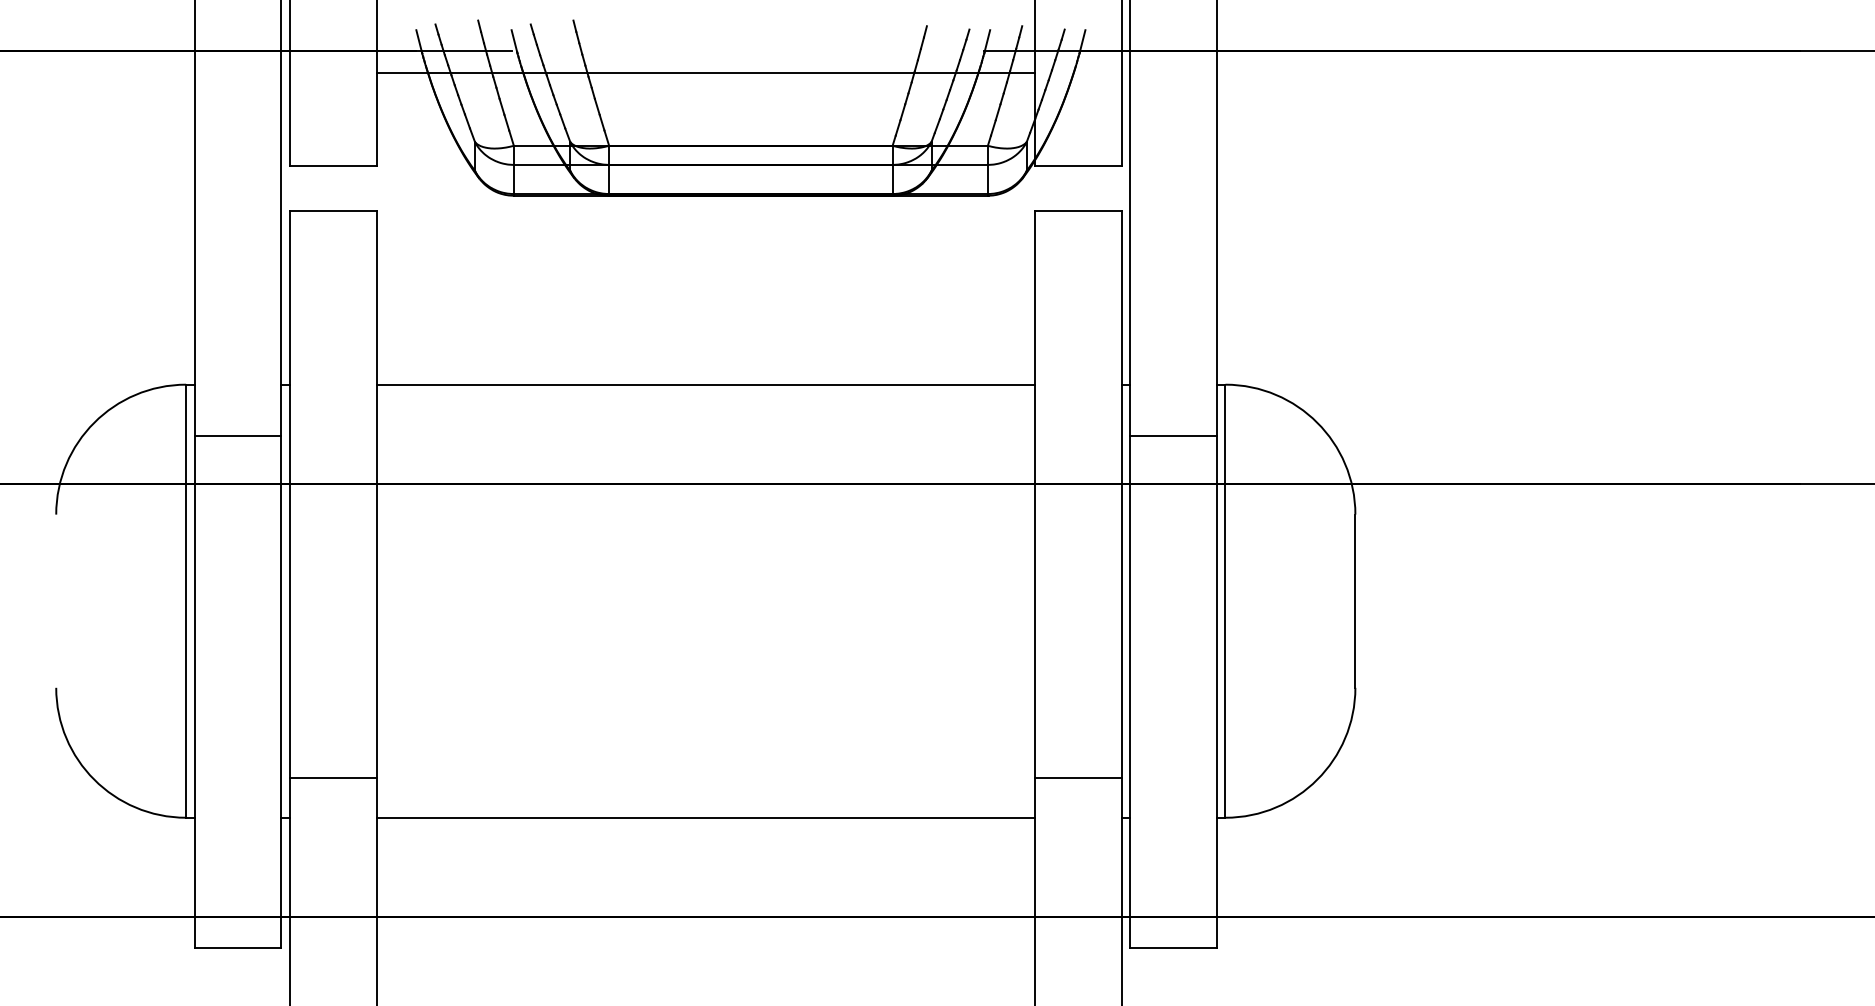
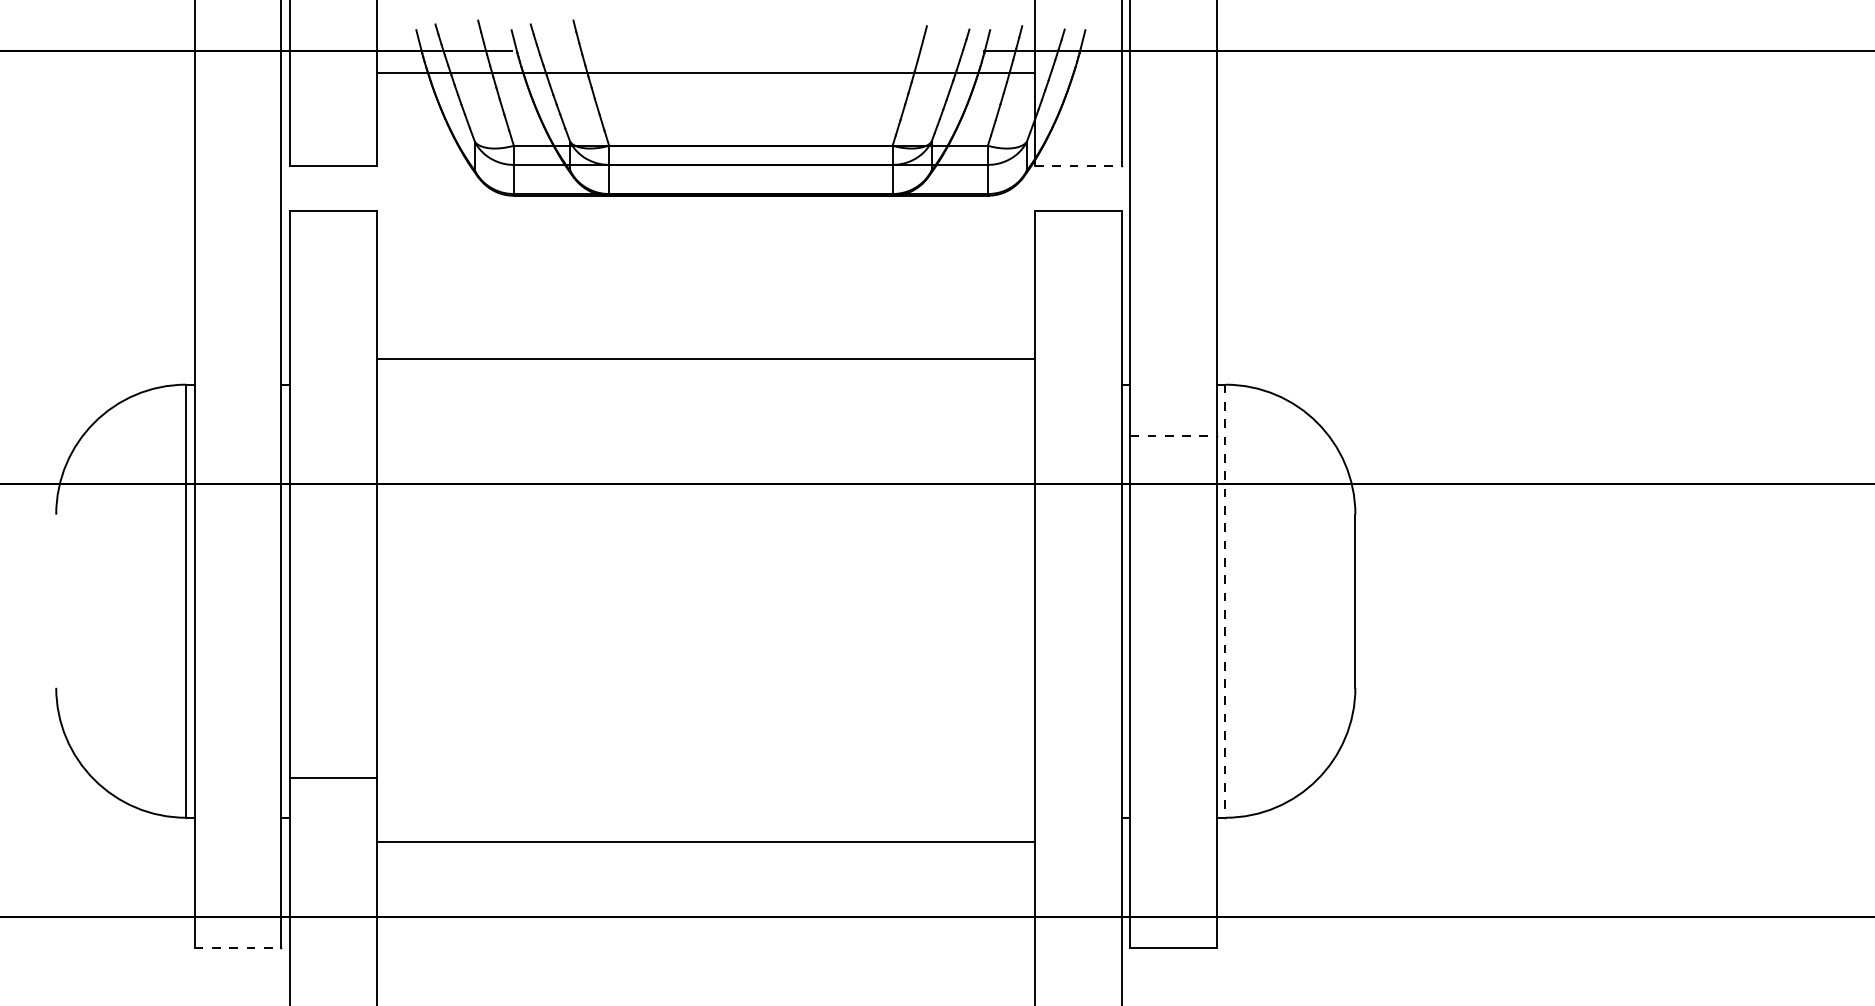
line: solid -> dashed (1078, 166)
line position: (705, 384) -> (705, 358) (705, 358)
line: present -> none (237, 436)
line: solid -> dashed (1174, 436)
line: solid -> dashed (1225, 601)
line: present -> none (1077, 777)
line position: (705, 817) -> (705, 841) (705, 841)
line: solid -> dashed (238, 947)
